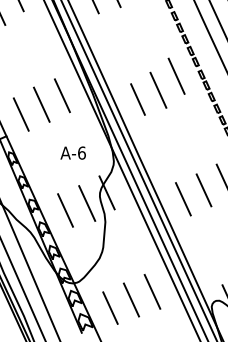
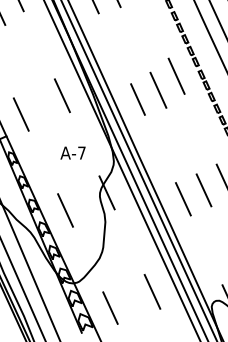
line: present -> none (41, 104)
text: A-6 -> A-7 (81, 152)
line: present -> none (87, 203)
line: present -> none (131, 299)
